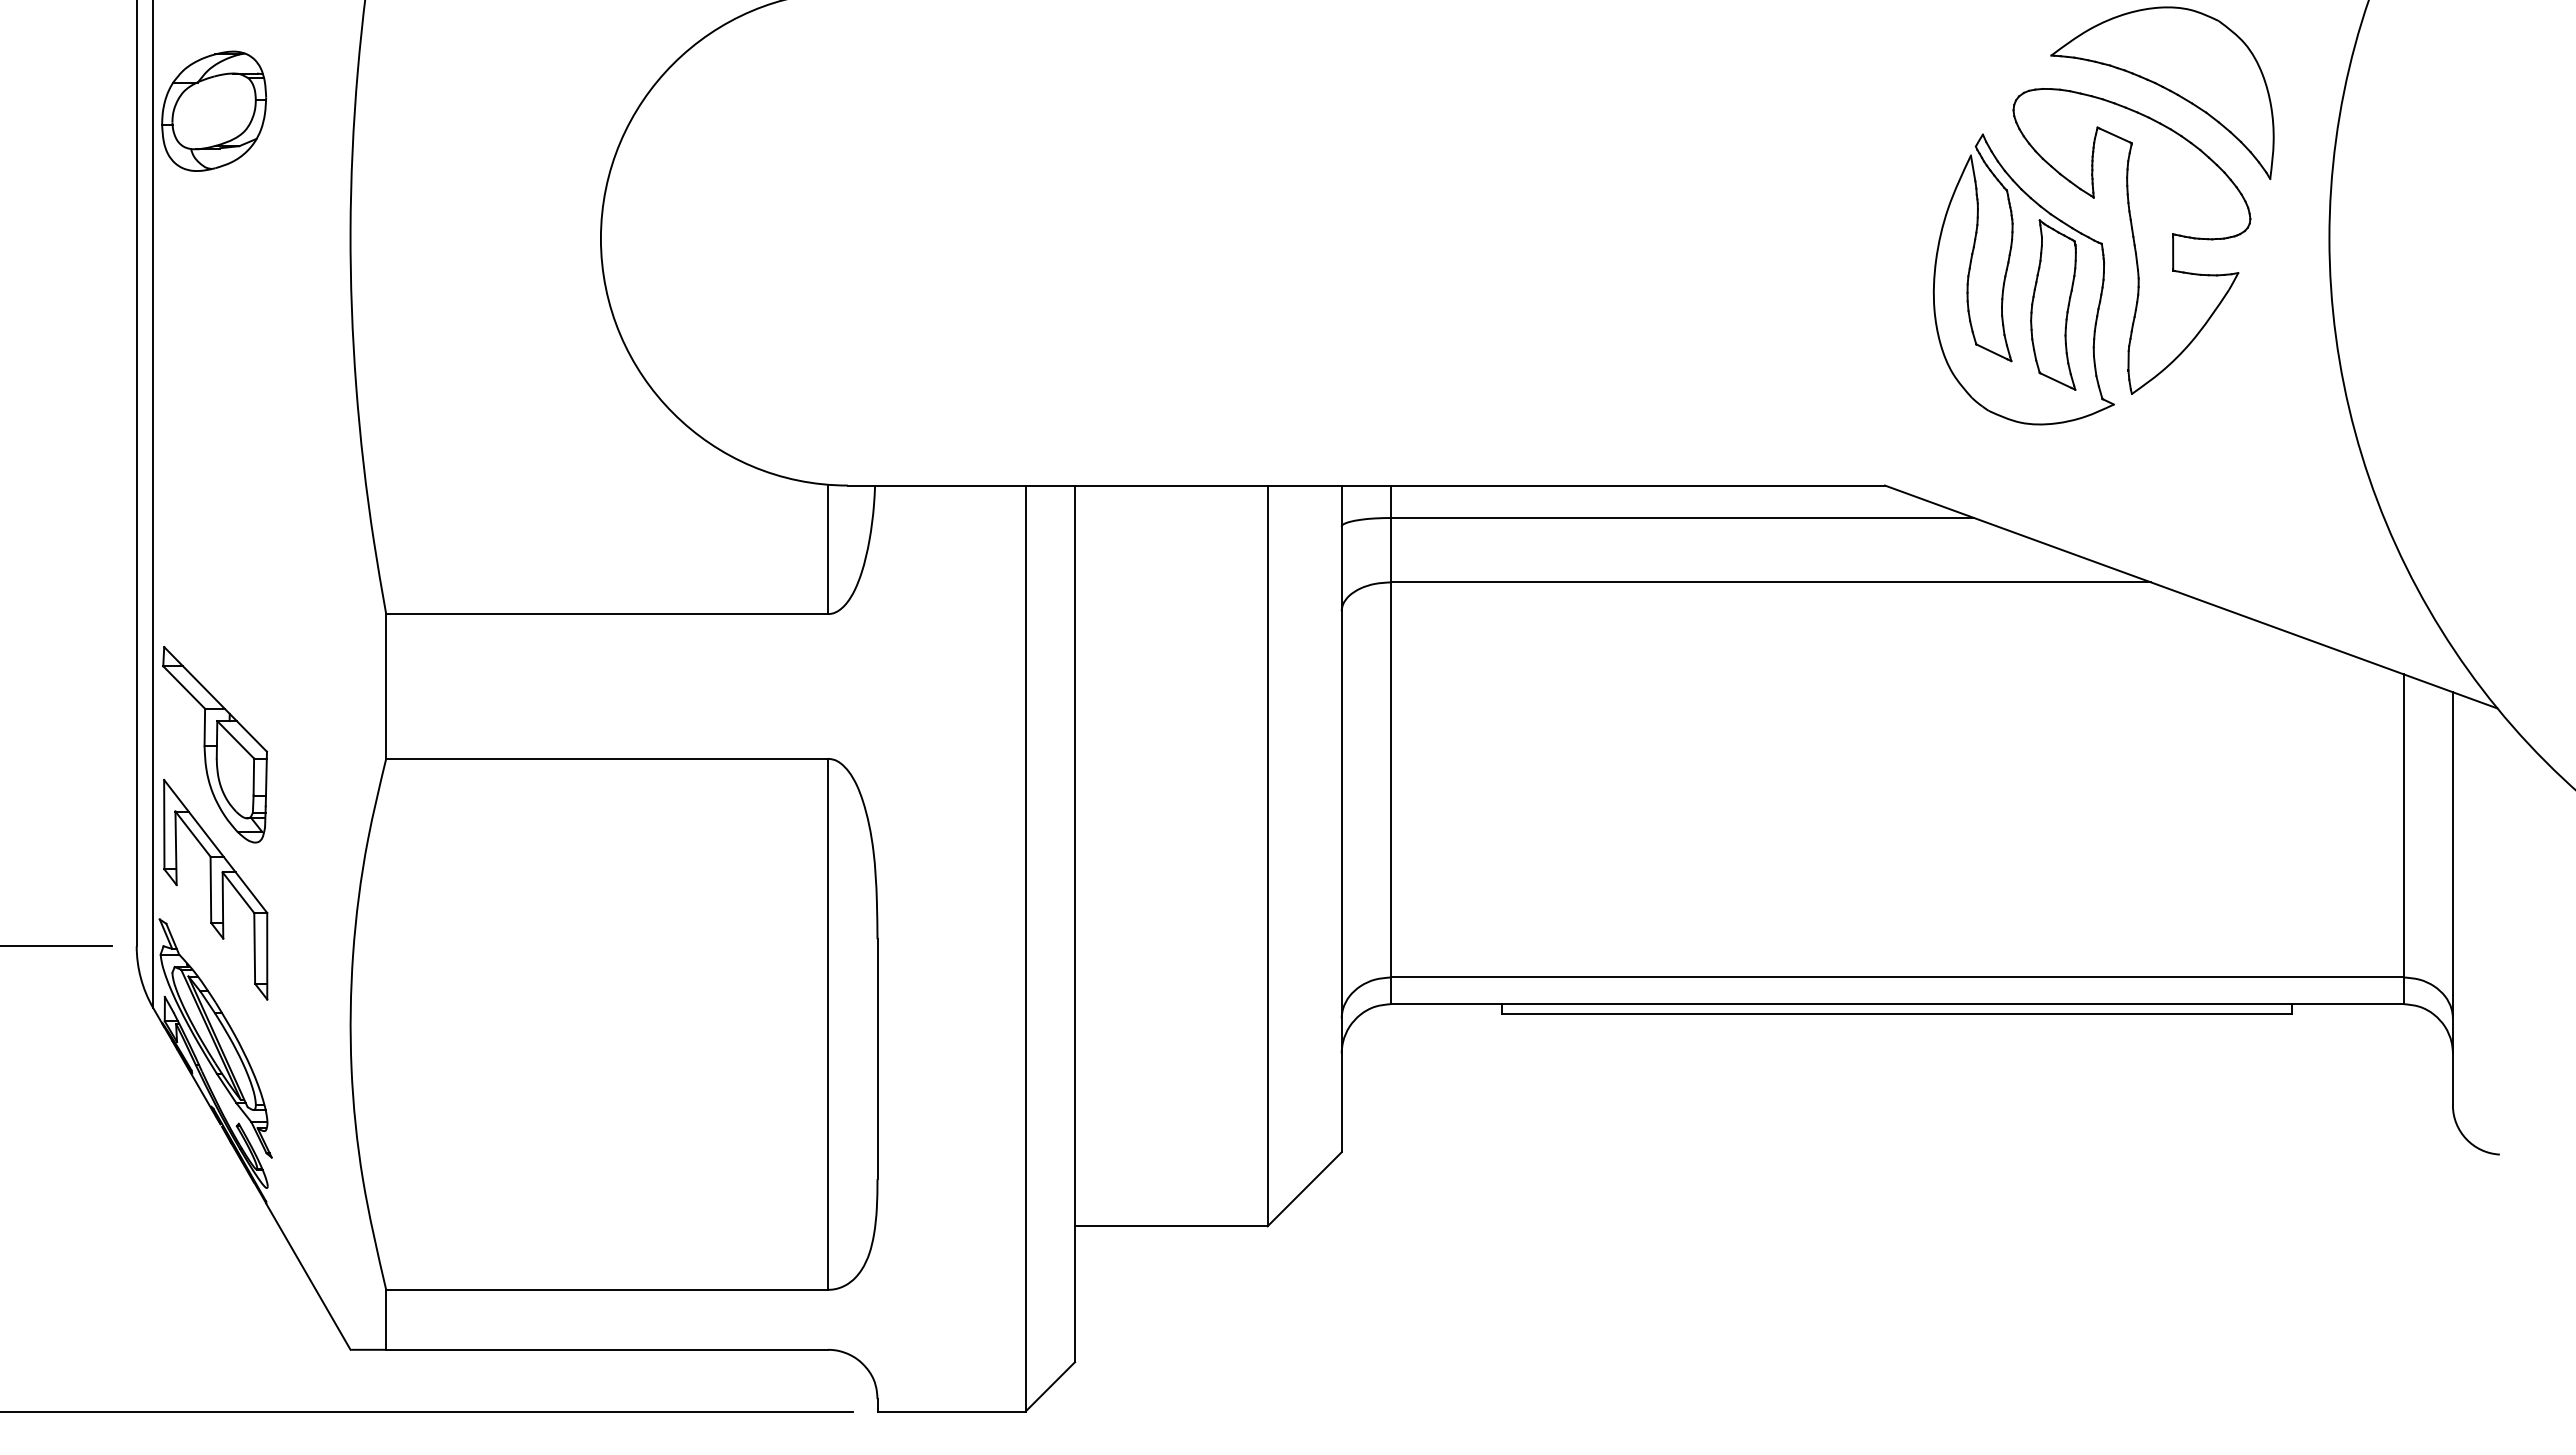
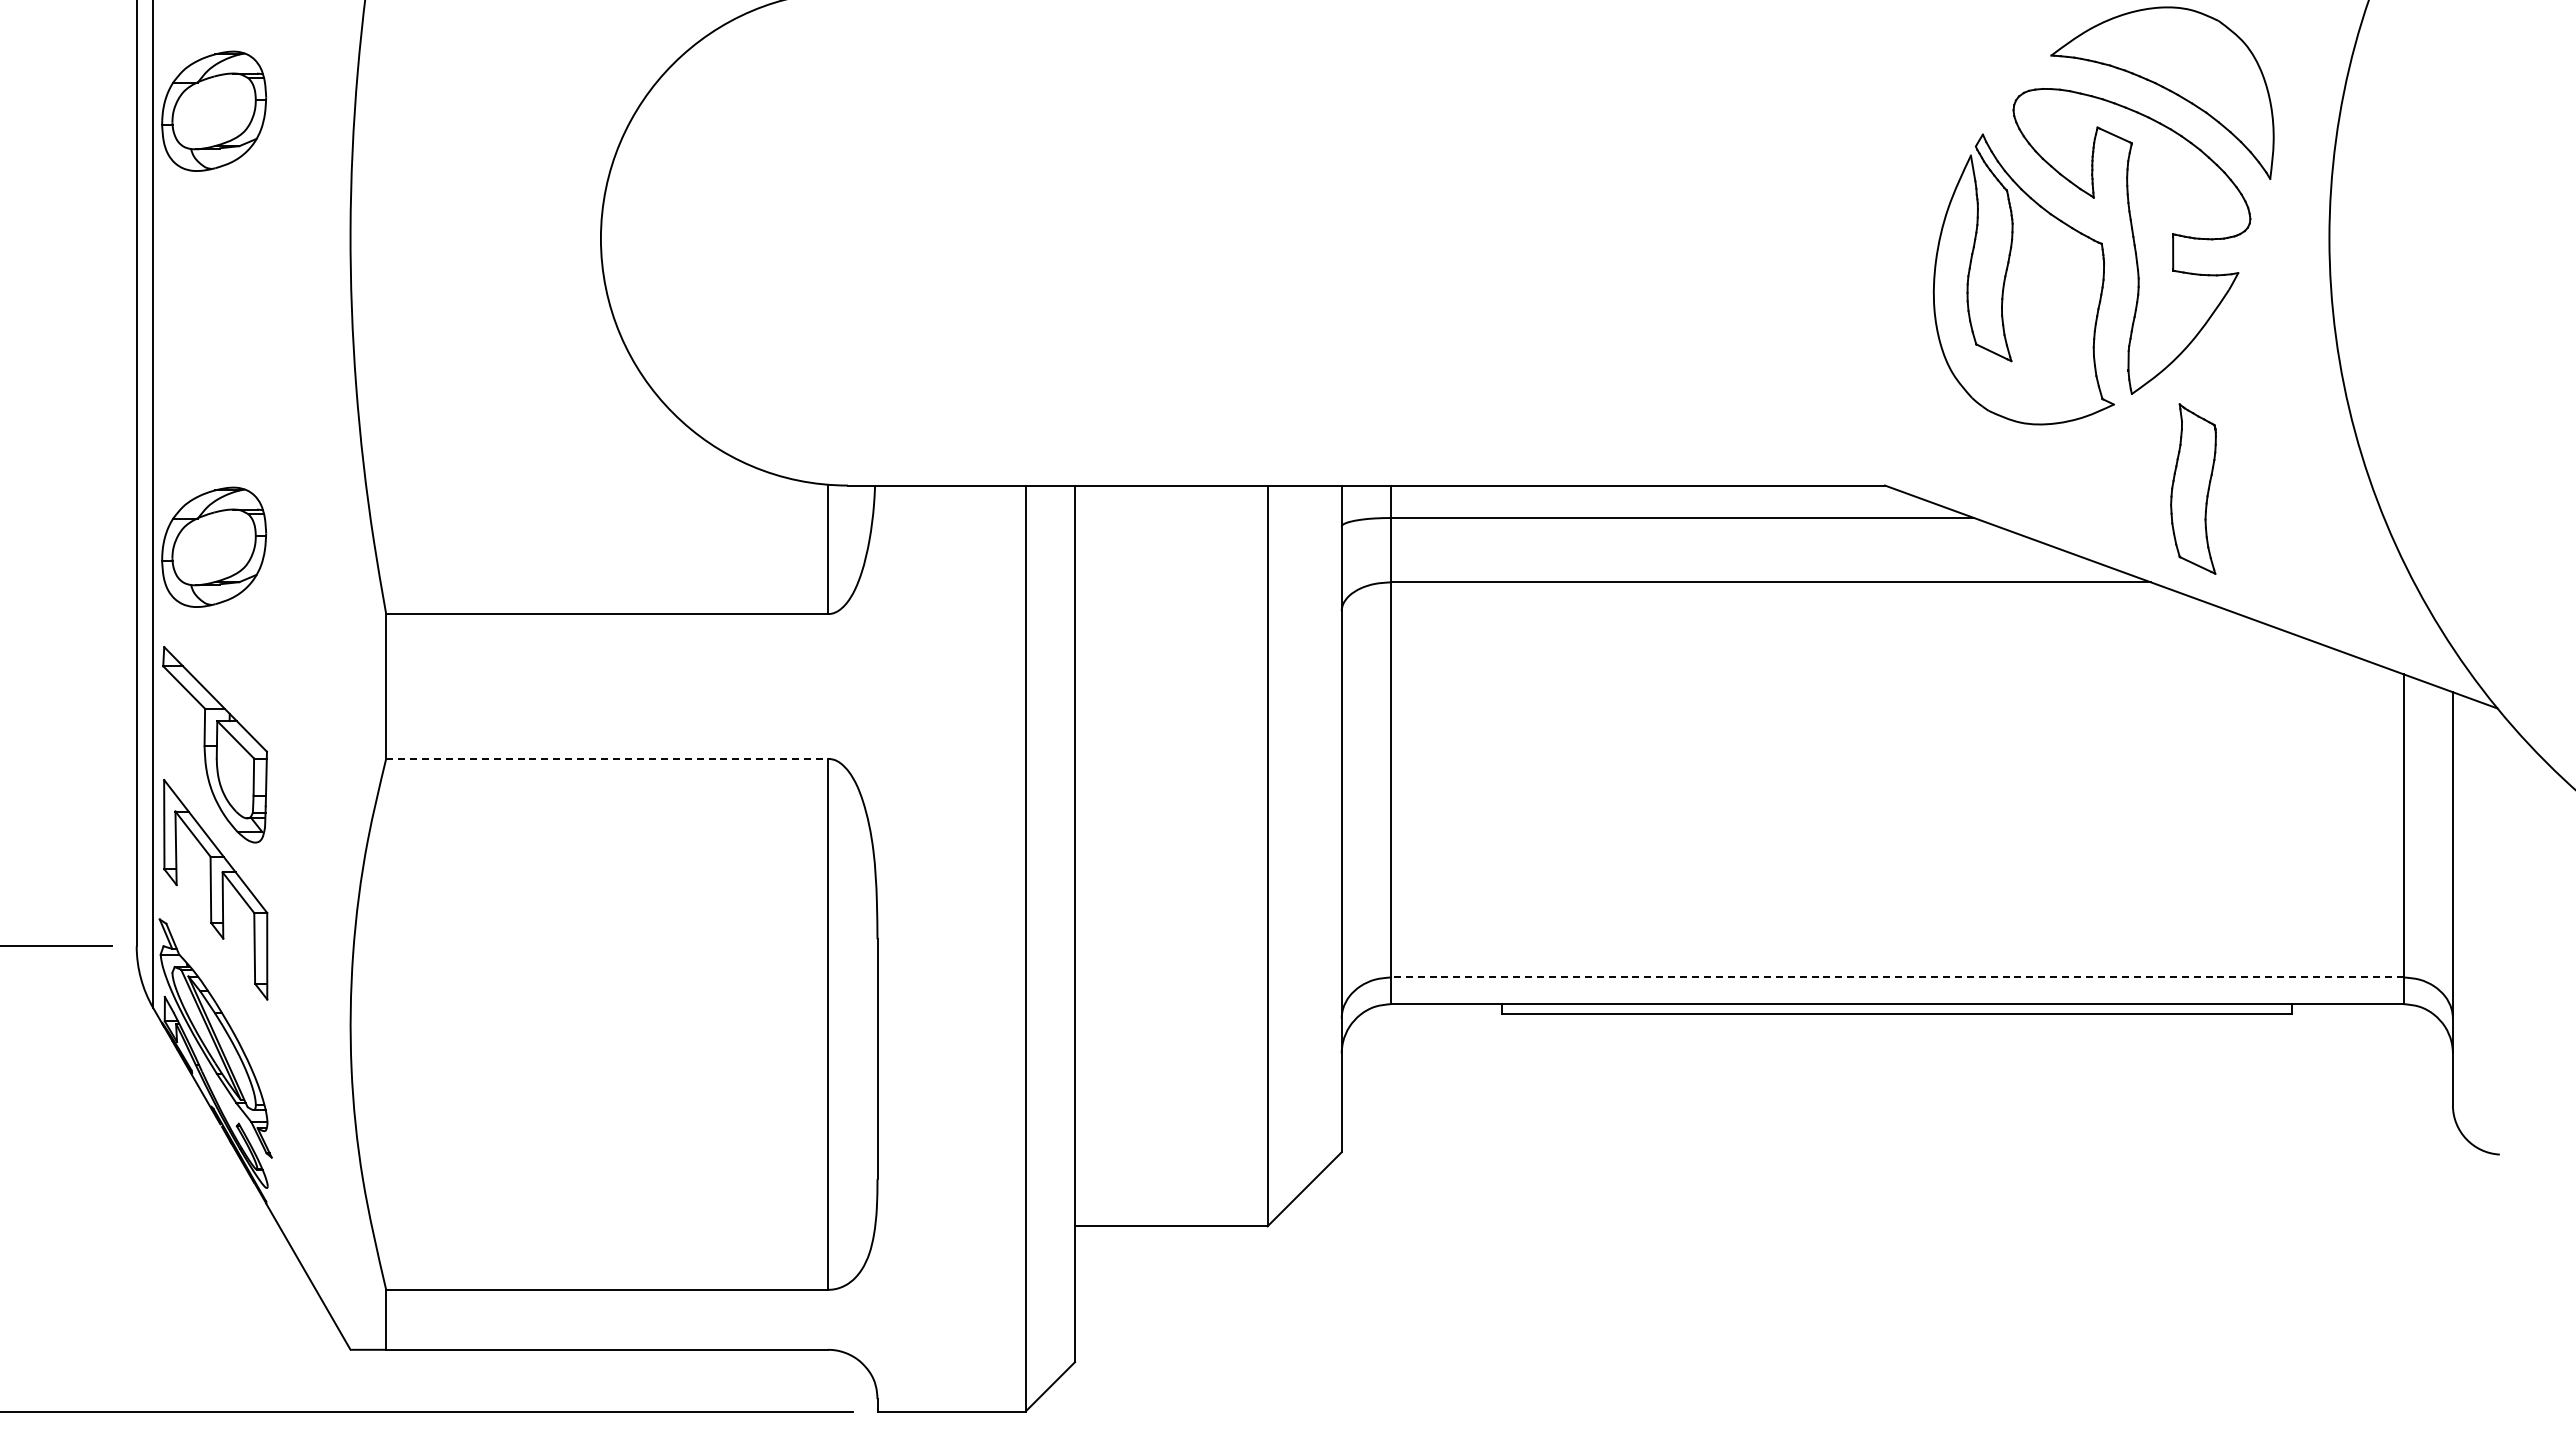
part position: (2053, 304) -> (2193, 488) (2193, 488)
part: none -> present (214, 546)
line: solid -> dashed (607, 758)
line: solid -> dashed (1896, 977)
